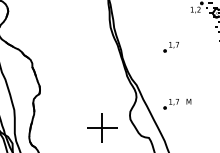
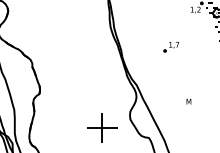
part: present -> none (170, 104)
